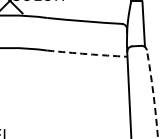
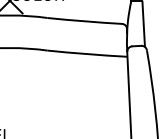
arc: dashed -> solid (87, 54)
arc: dashed -> solid (153, 93)
